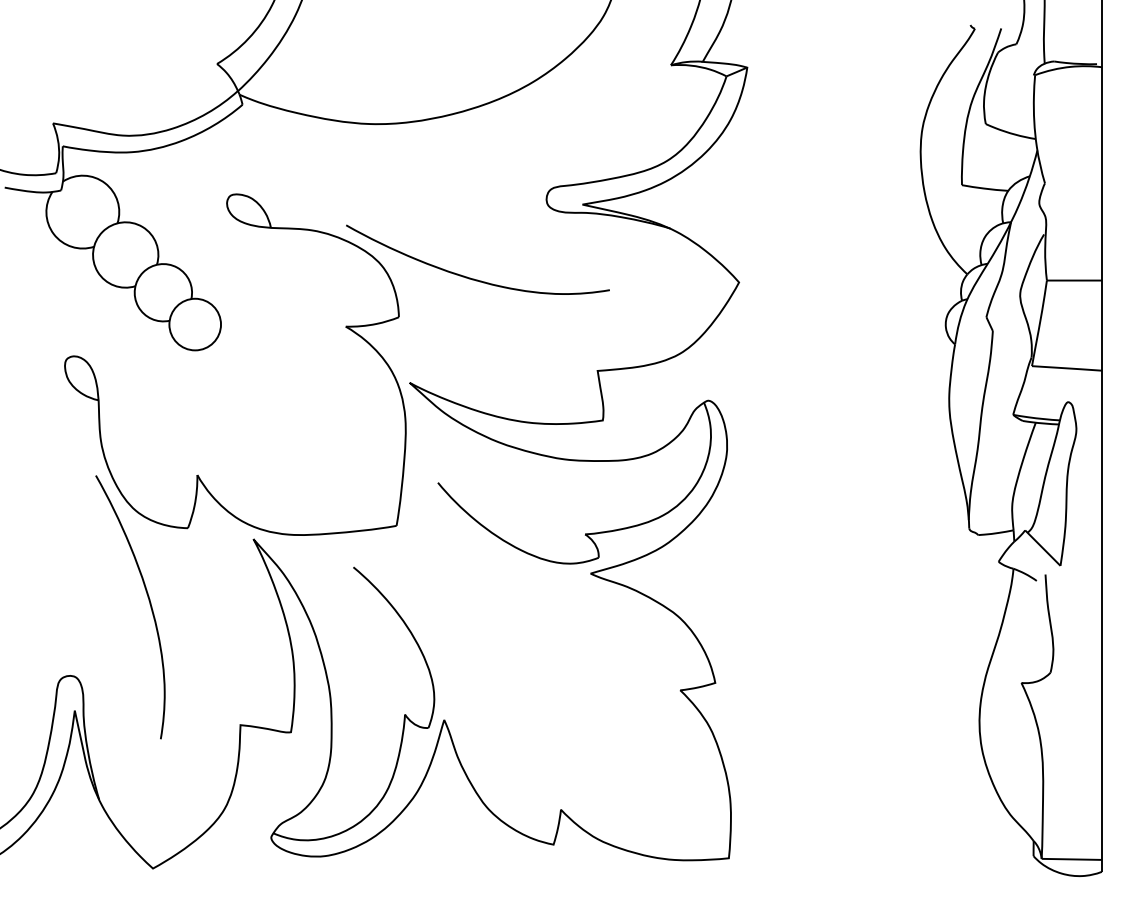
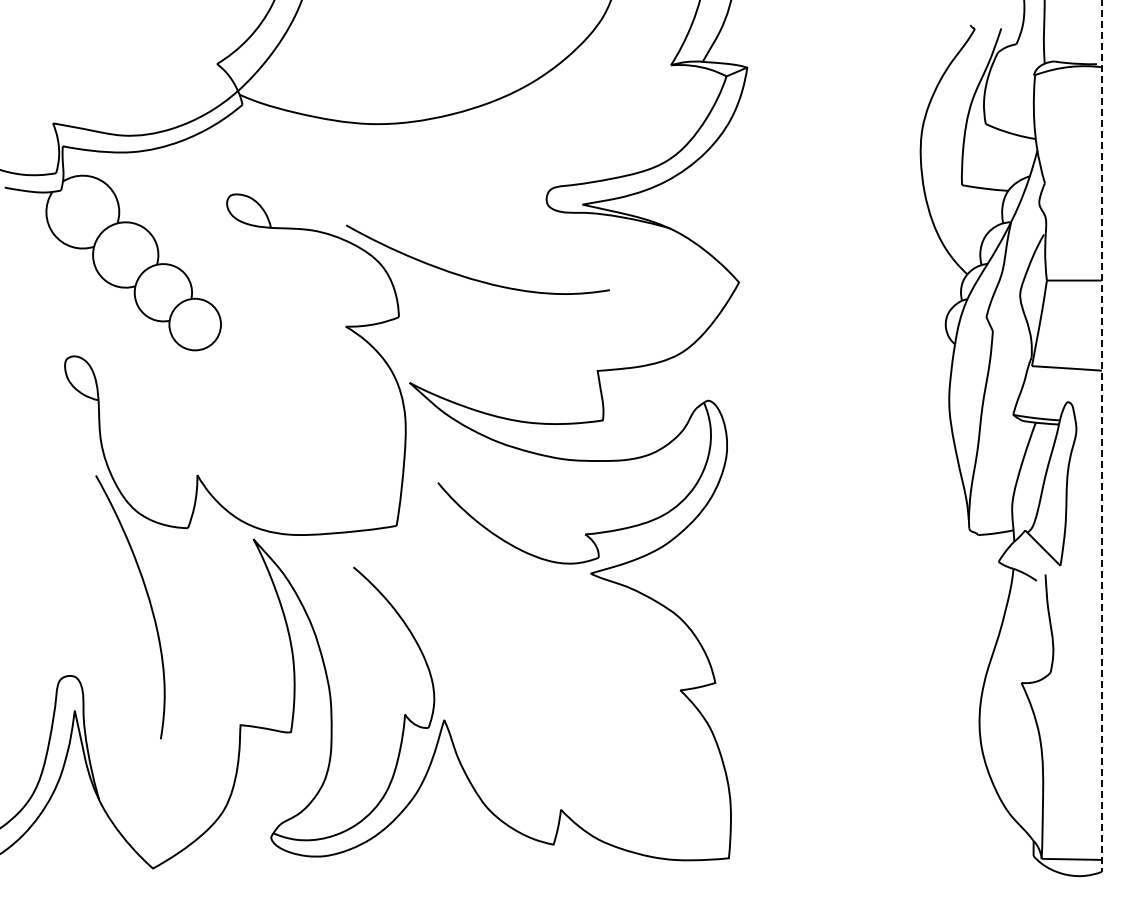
line: solid -> dashed (1101, 436)
